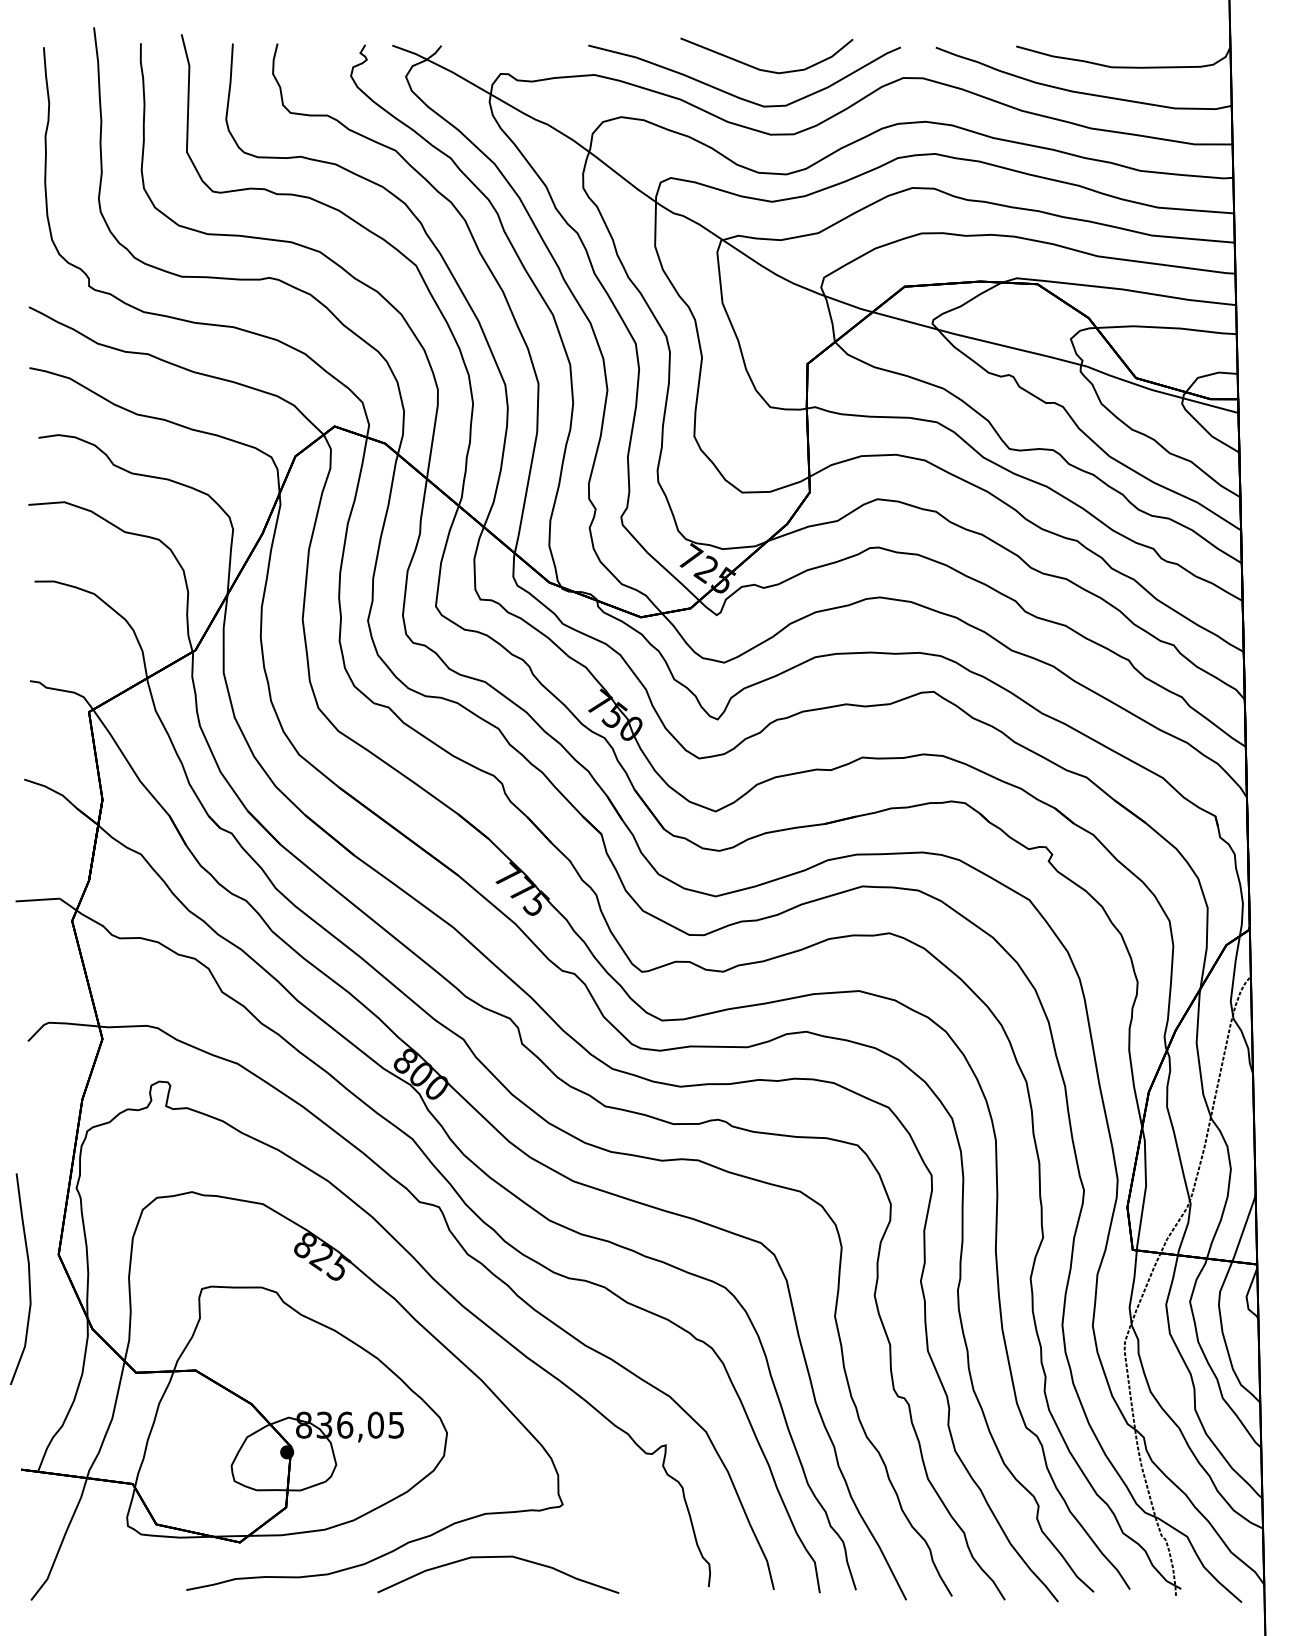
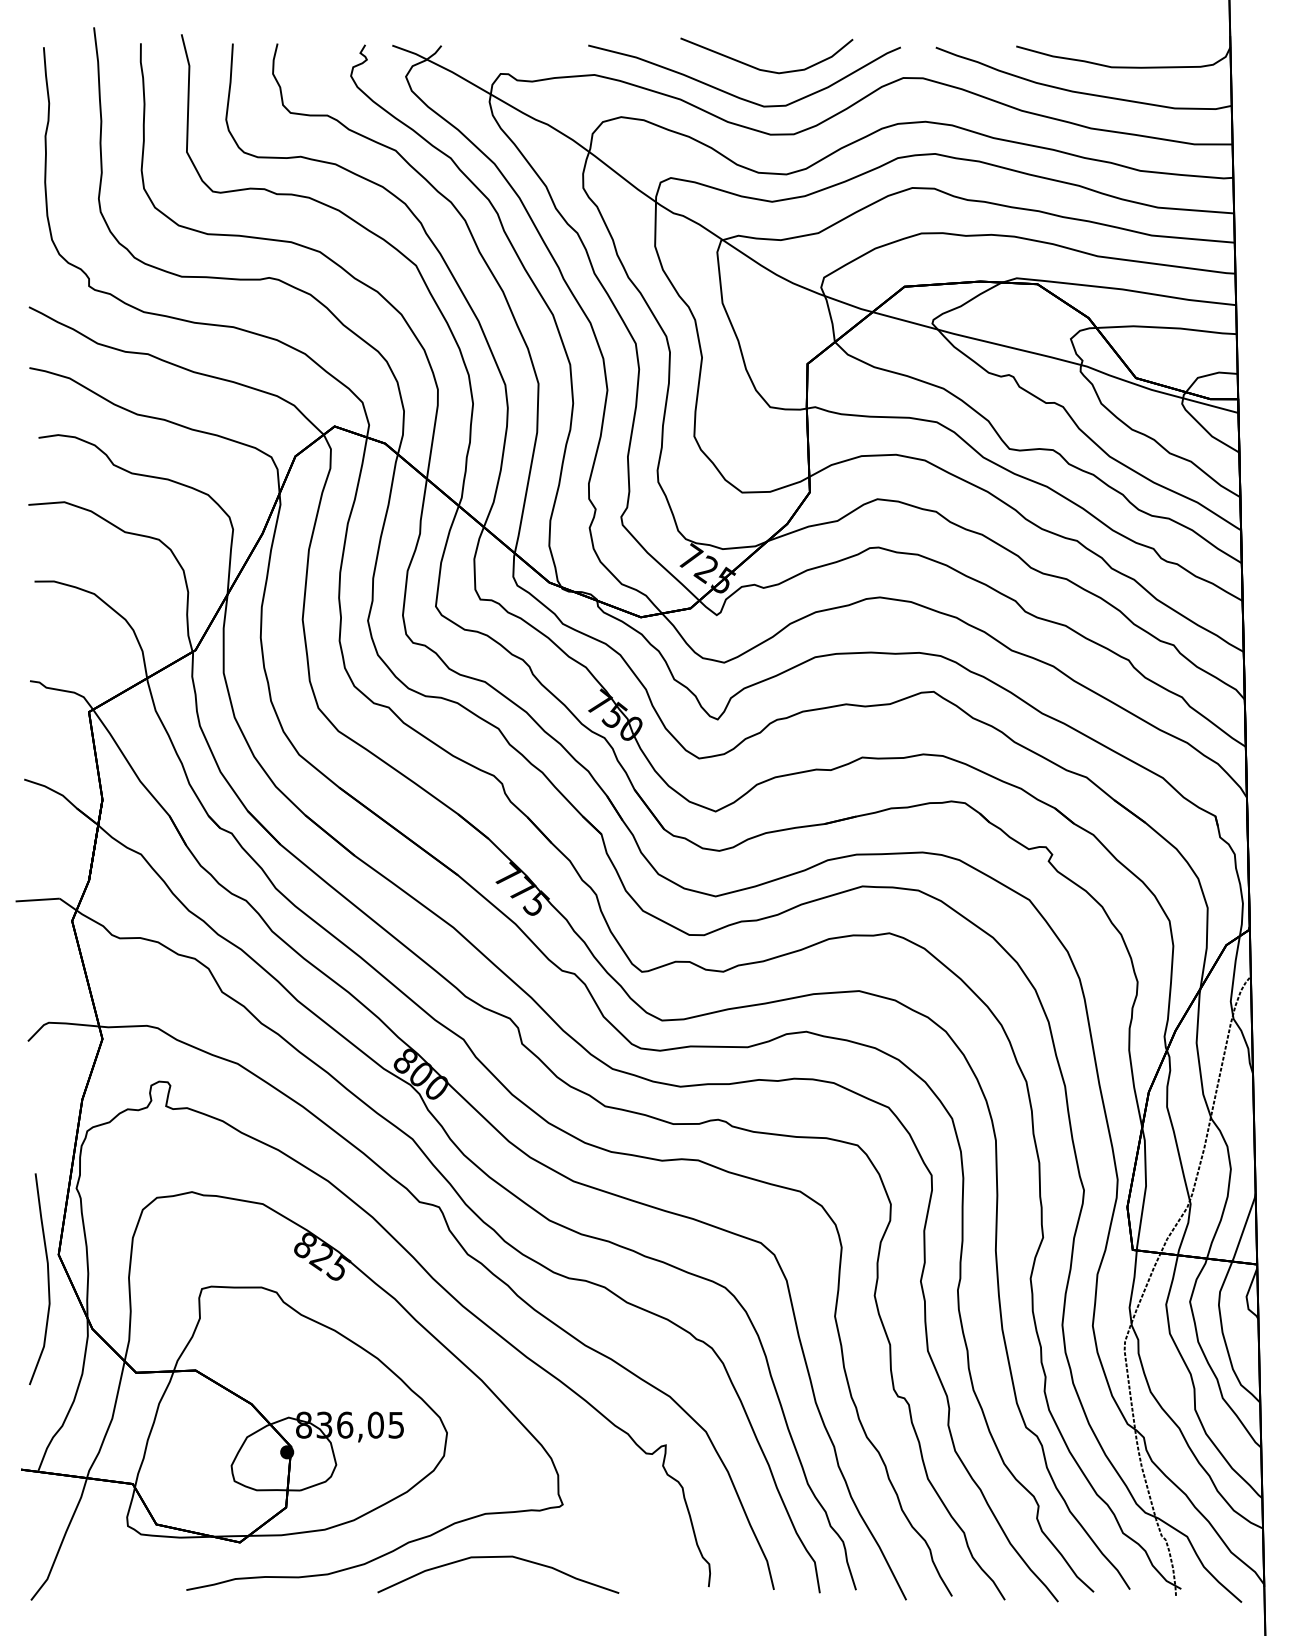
curve position: (28, 1279) -> (47, 1279) (47, 1279)
